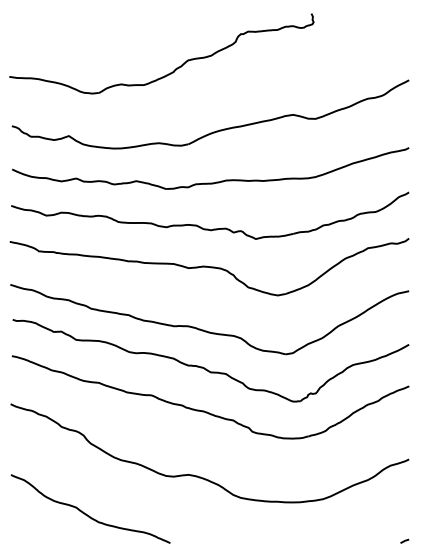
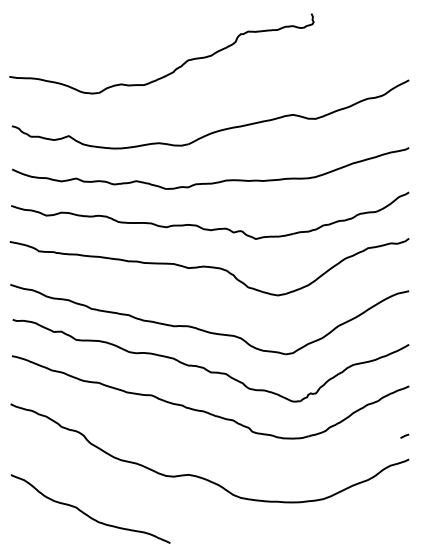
curve position: (404, 540) -> (404, 435) (404, 435)
